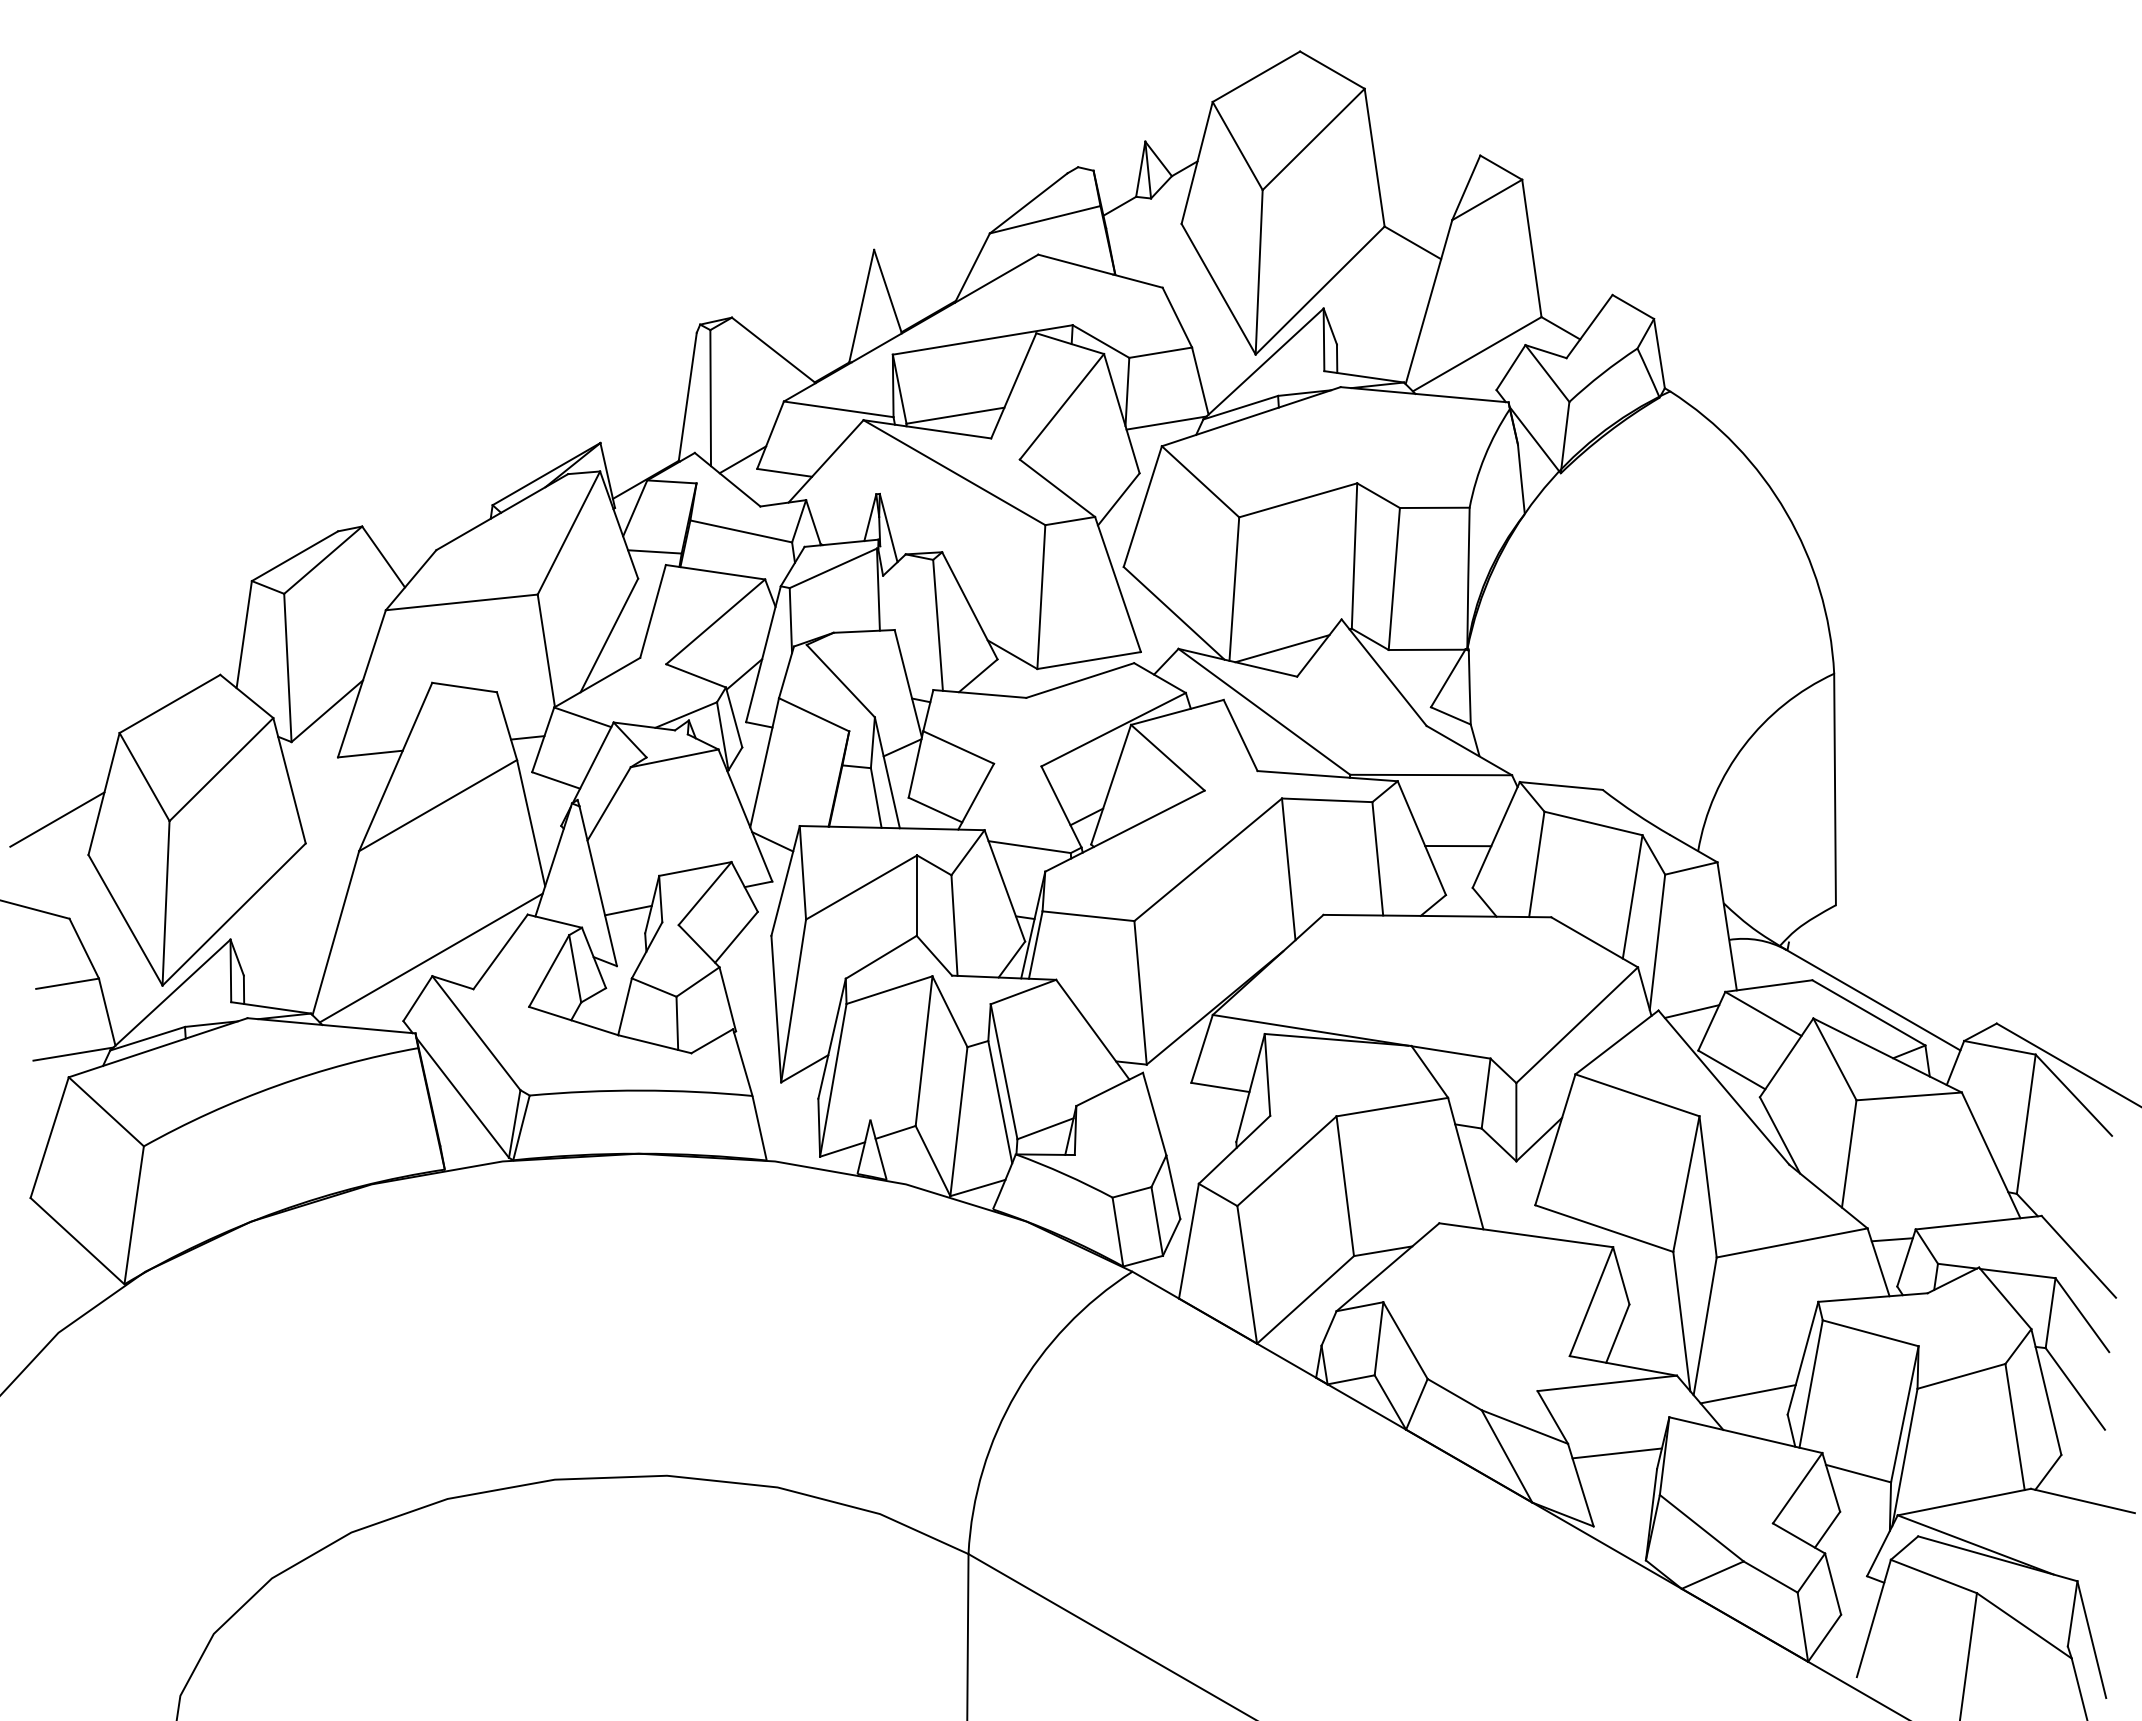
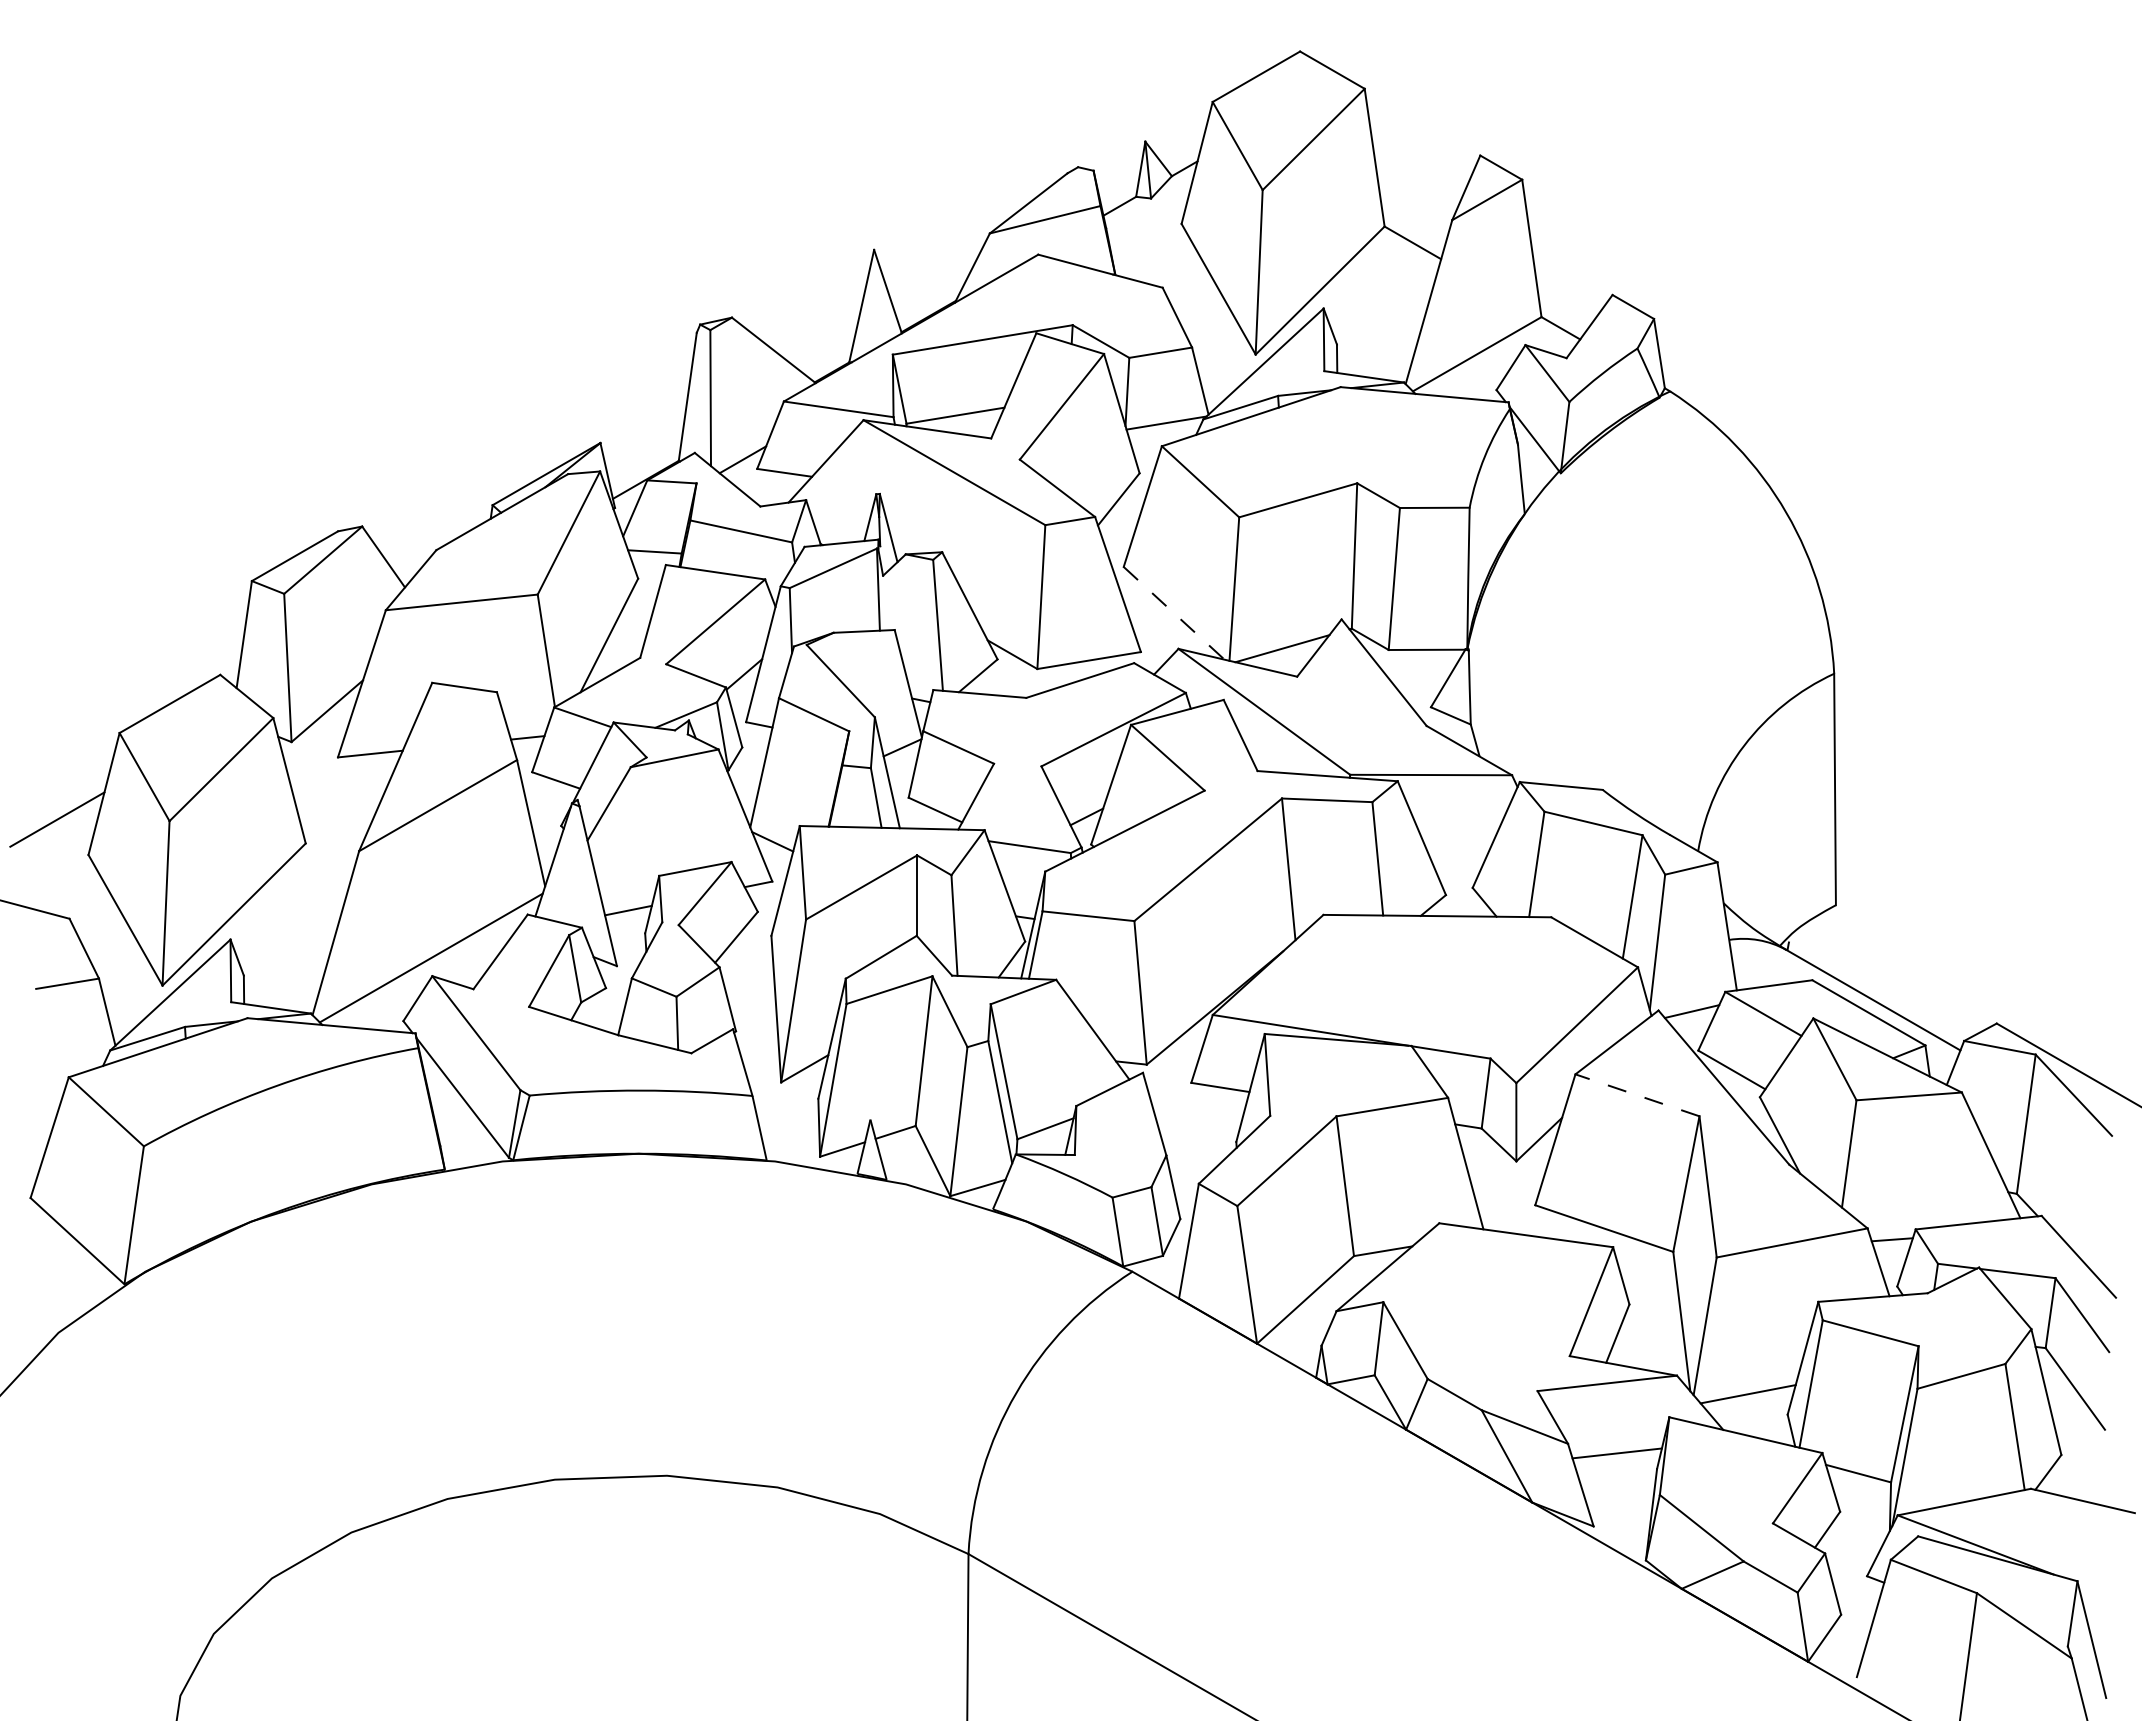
line: solid -> dashed (1174, 613)
line: present -> none (1458, 846)
line: present -> none (73, 1053)
line: solid -> dashed (1636, 1095)
